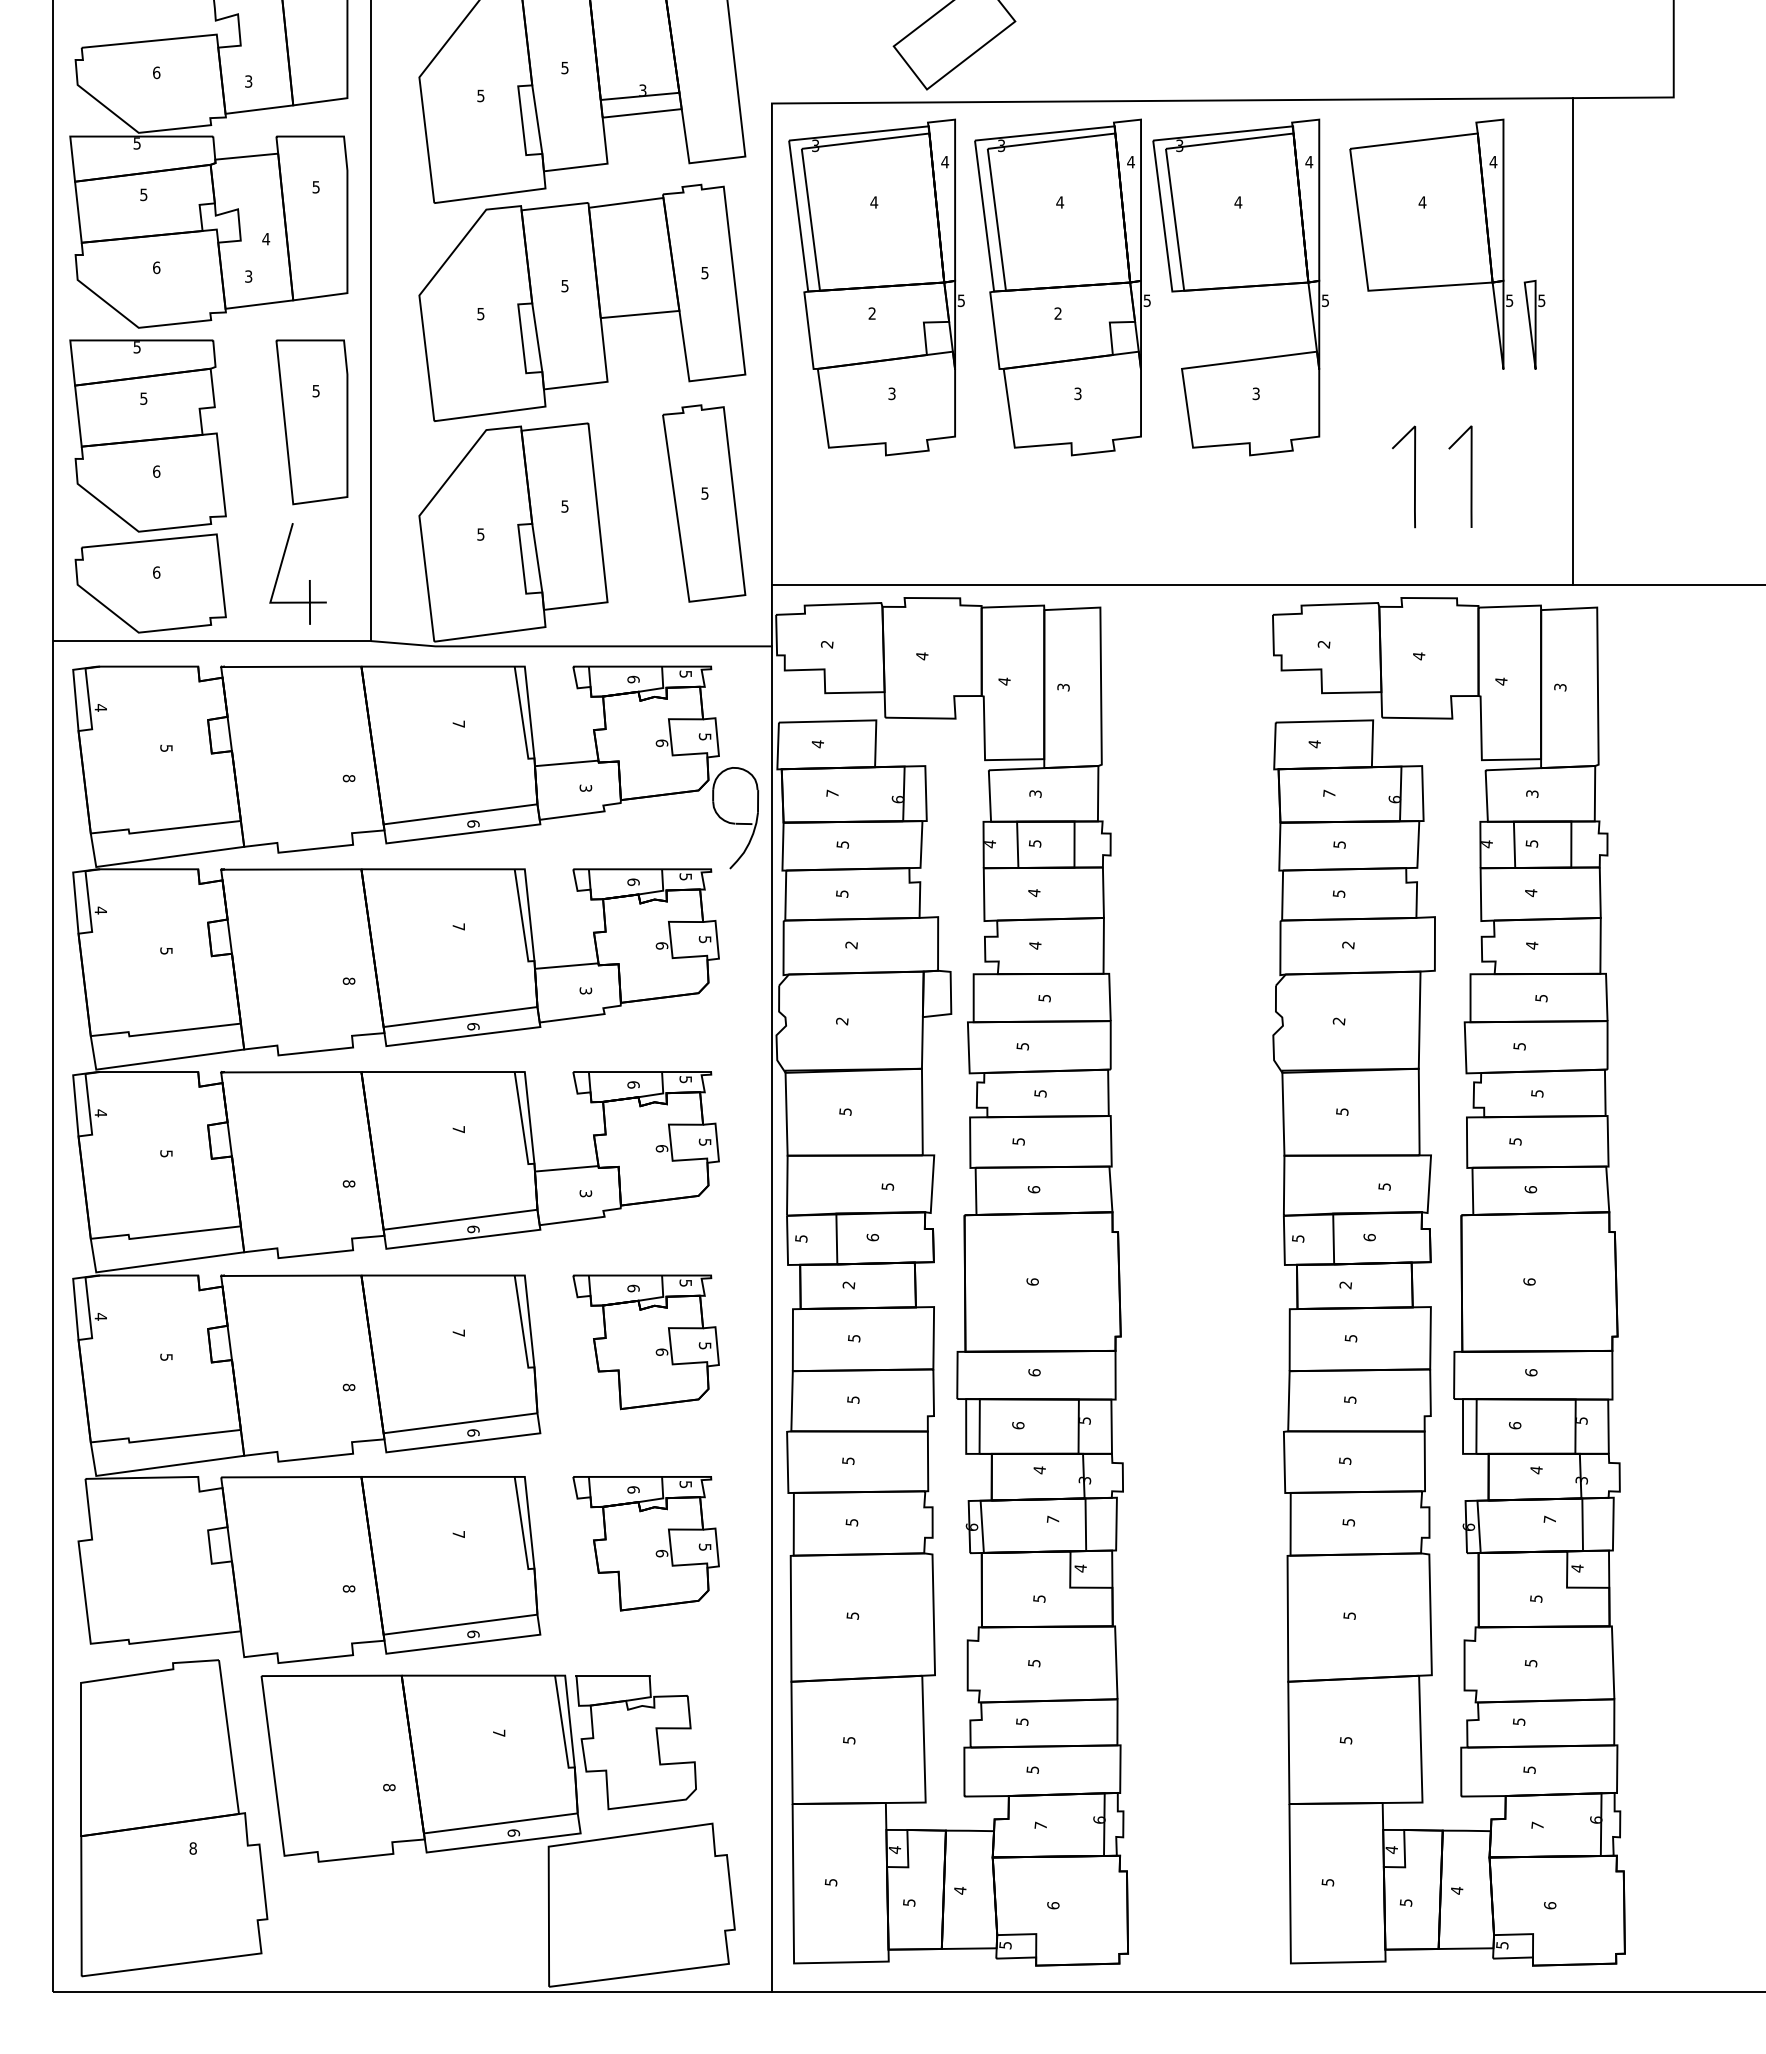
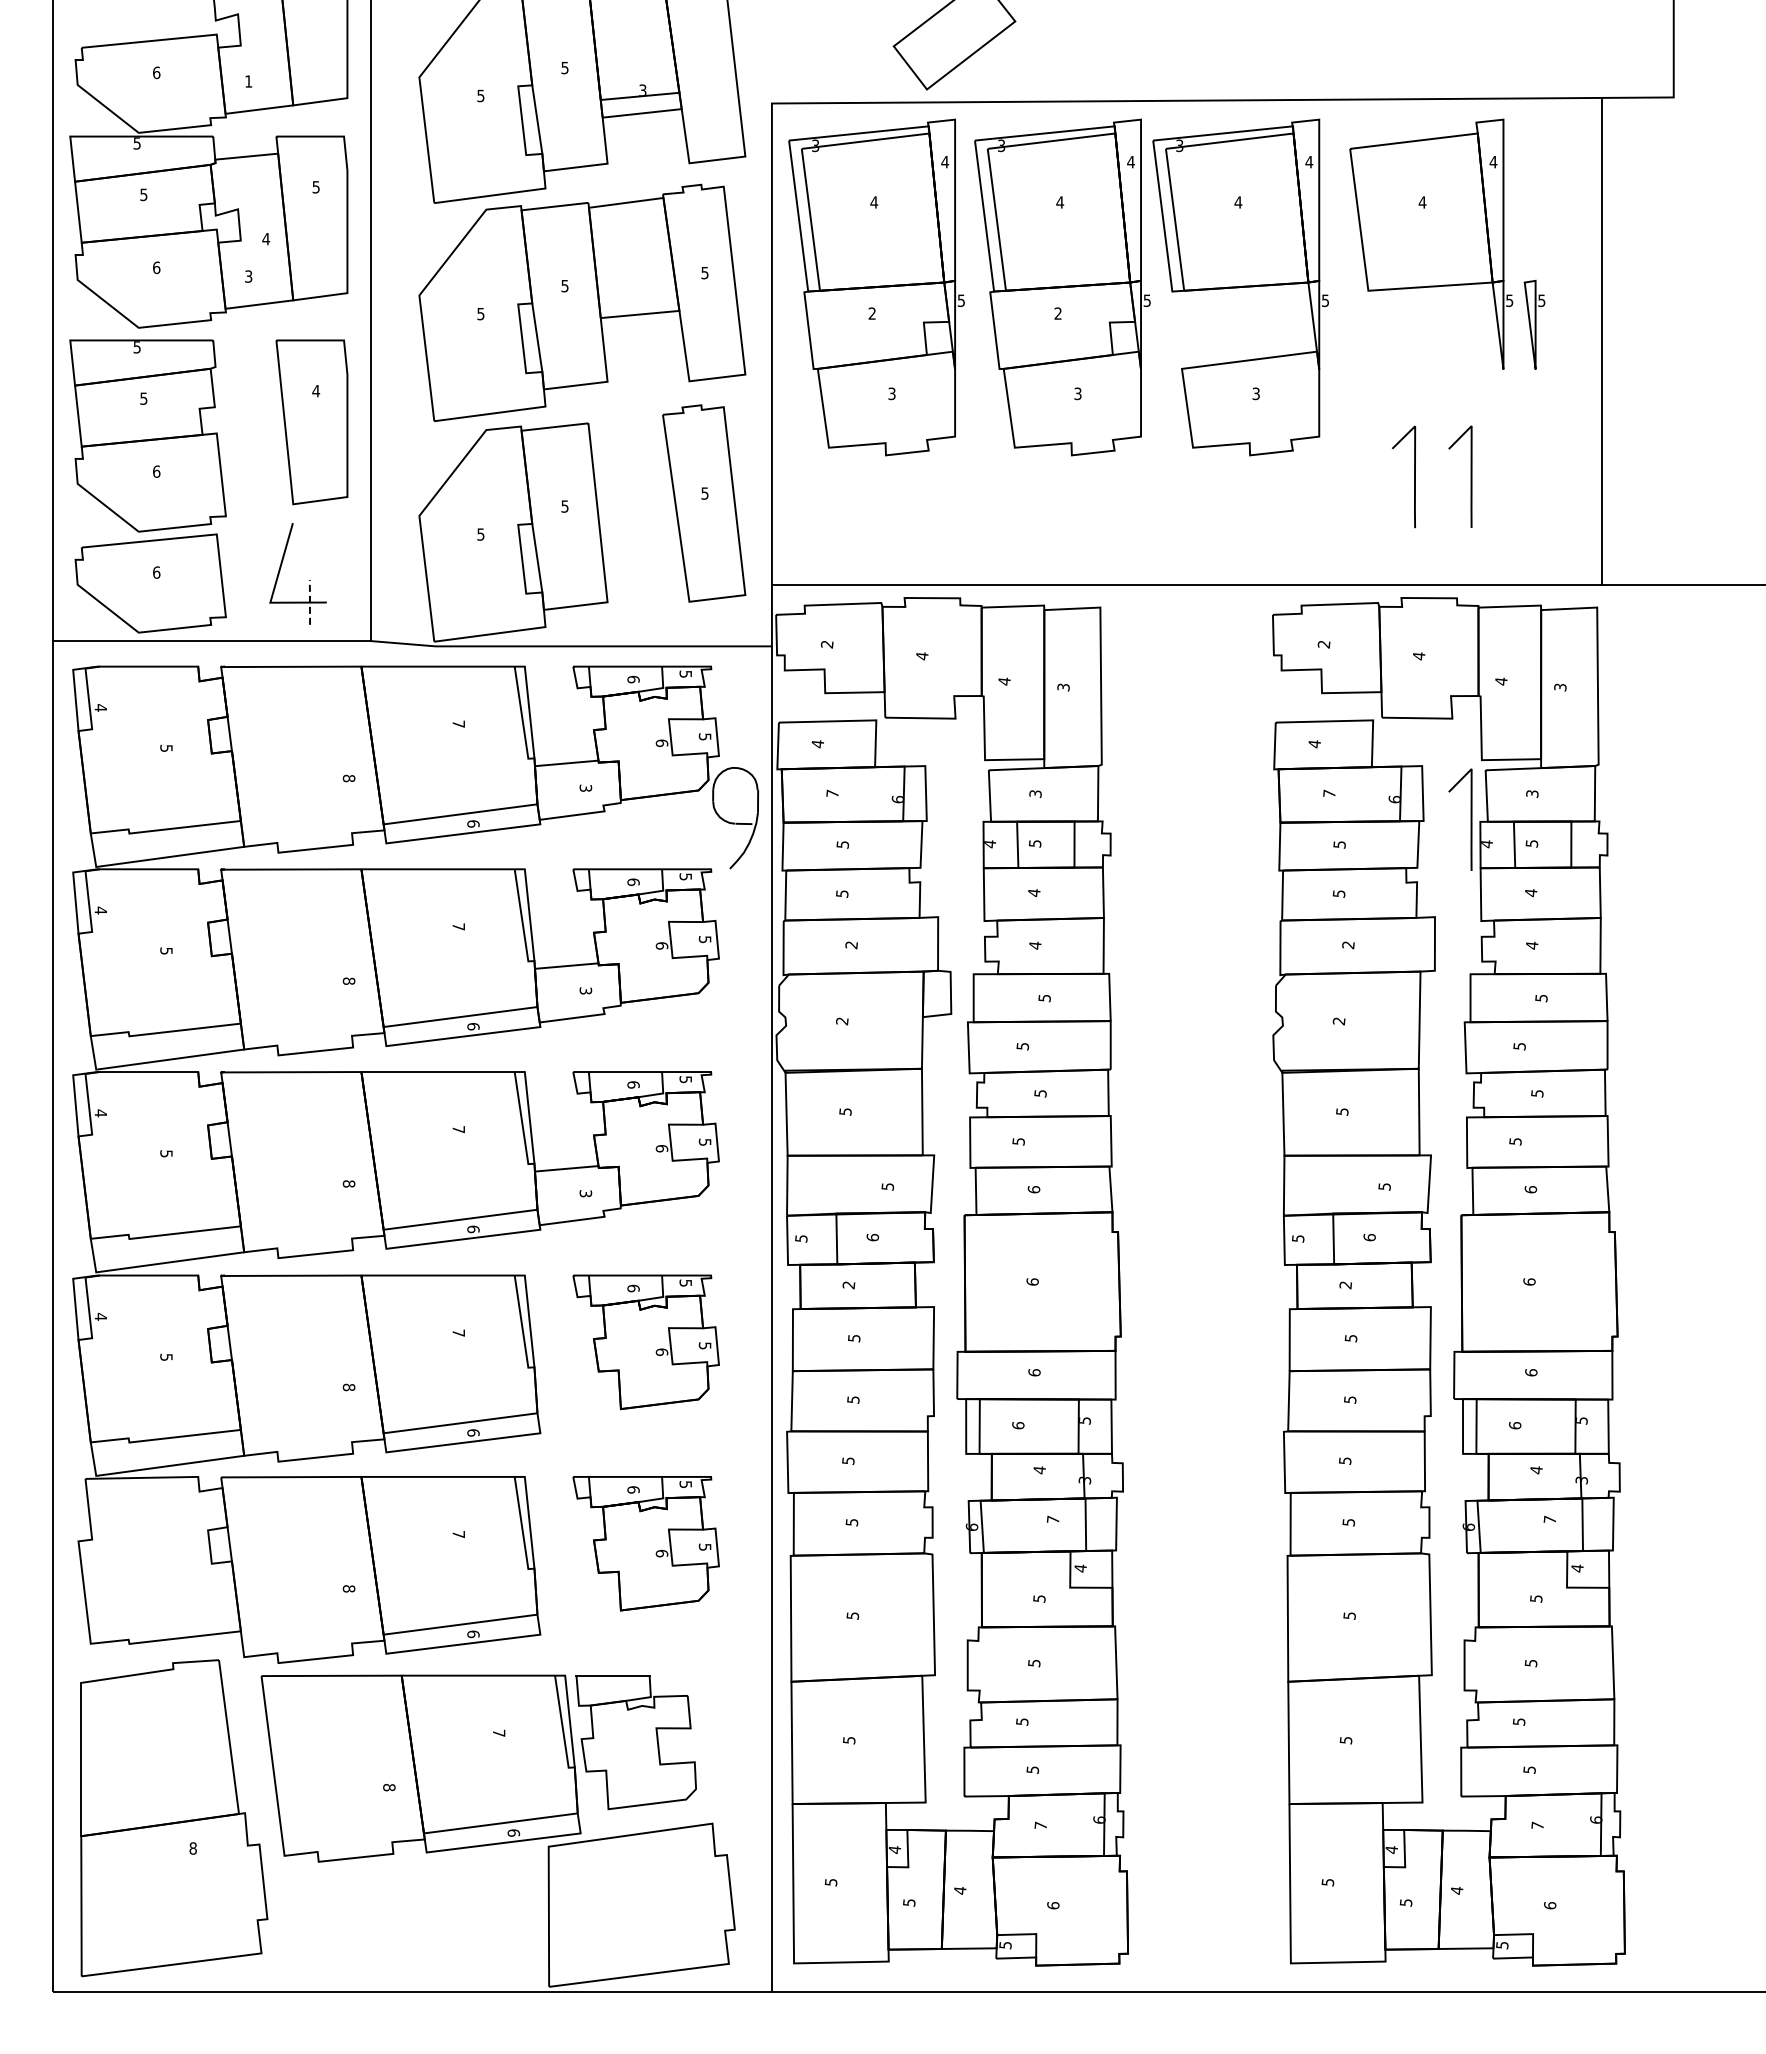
text: 3 -> 1 (248, 81)
line position: (1572, 341) -> (1601, 341) (1601, 341)
text: 5 -> 4 (316, 391)
line: solid -> dashed (309, 601)
line: none -> present (1470, 819)
